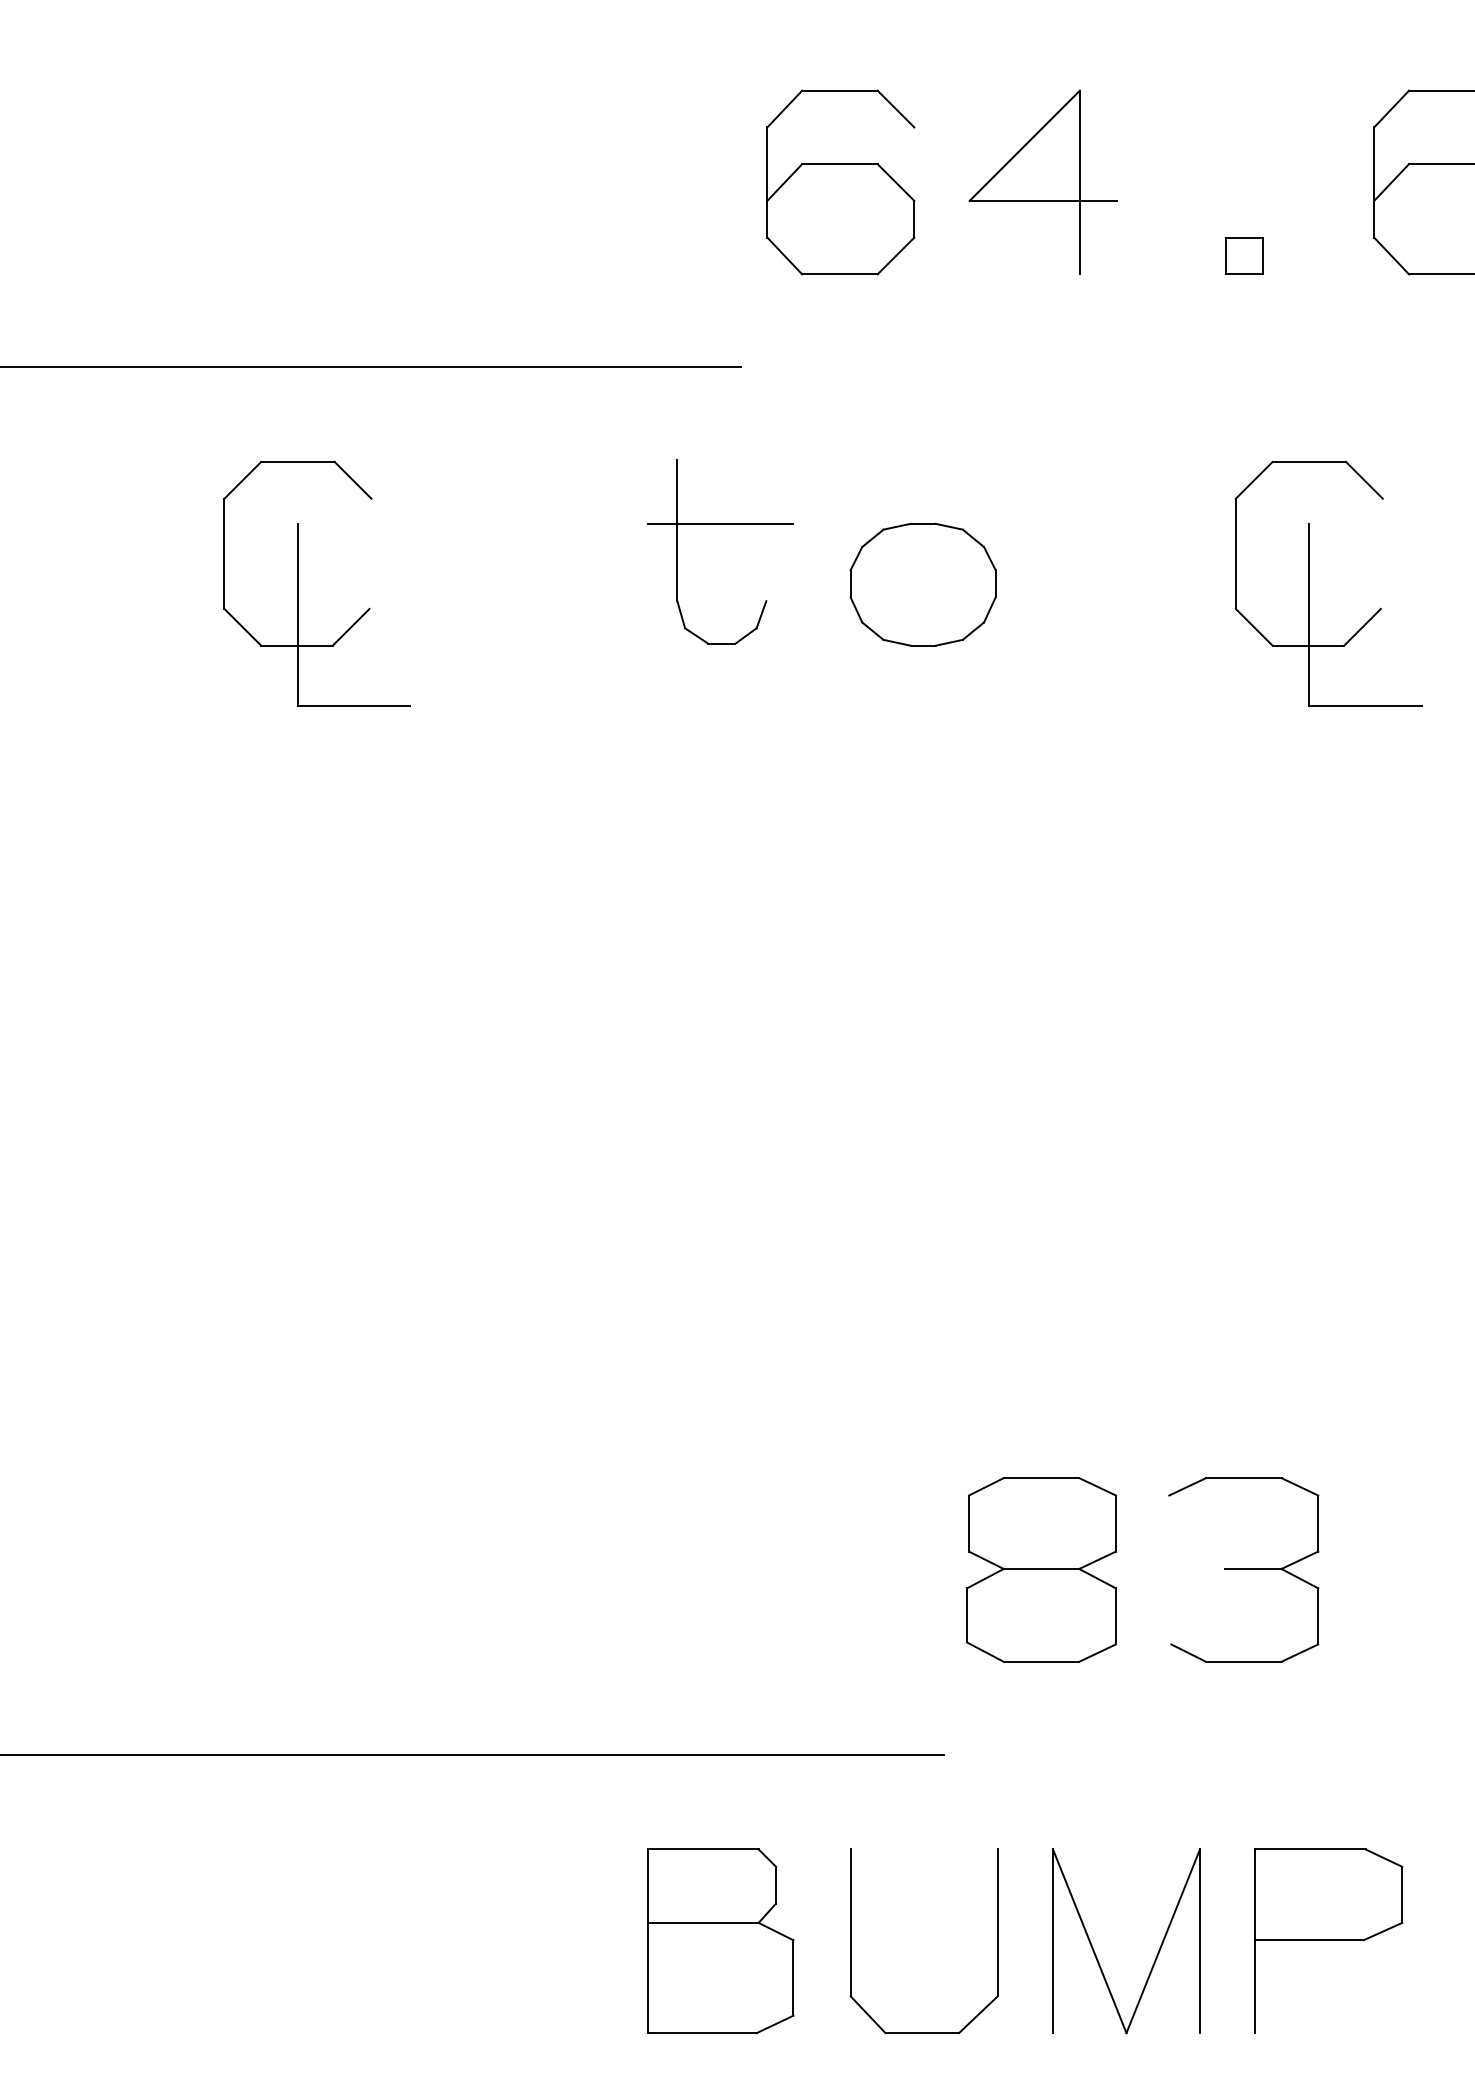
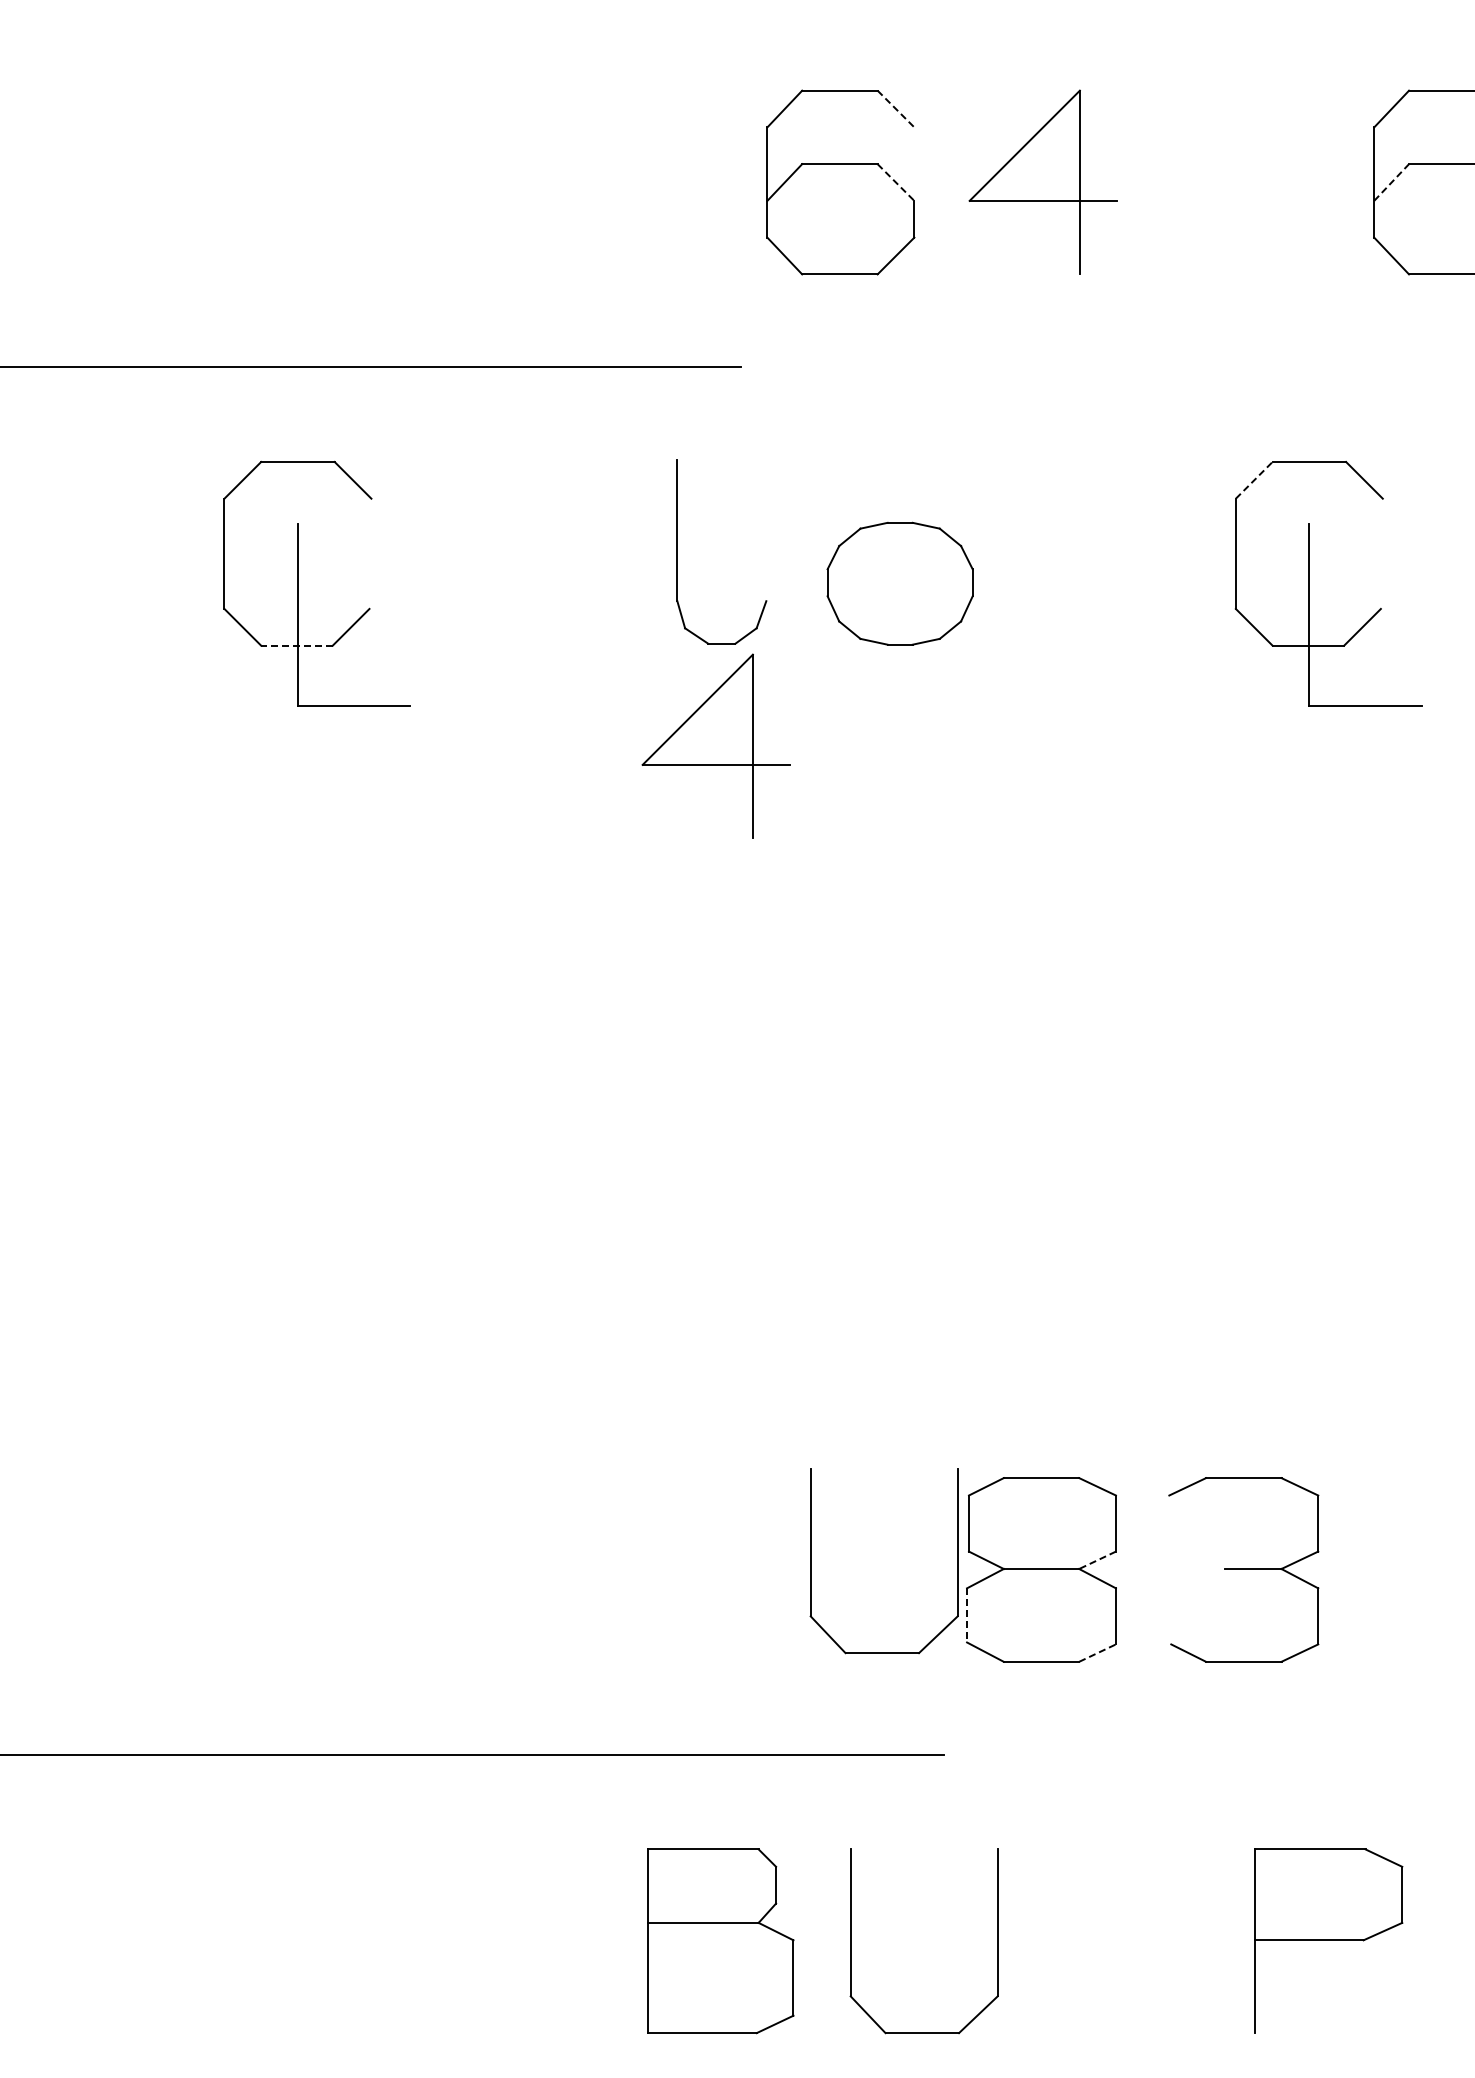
line: solid -> dashed (895, 109)
line: solid -> dashed (895, 182)
line: solid -> dashed (1391, 182)
part: present -> none (1244, 255)
line: solid -> dashed (1254, 480)
line: present -> none (720, 523)
part position: (922, 584) -> (899, 583) (899, 583)
line: solid -> dashed (296, 645)
part: none -> present (715, 745)
line: solid -> dashed (1097, 1560)
part: none -> present (811, 1561)
line: solid -> dashed (967, 1615)
line: solid -> dashed (1098, 1652)
part: present -> none (1095, 1952)
